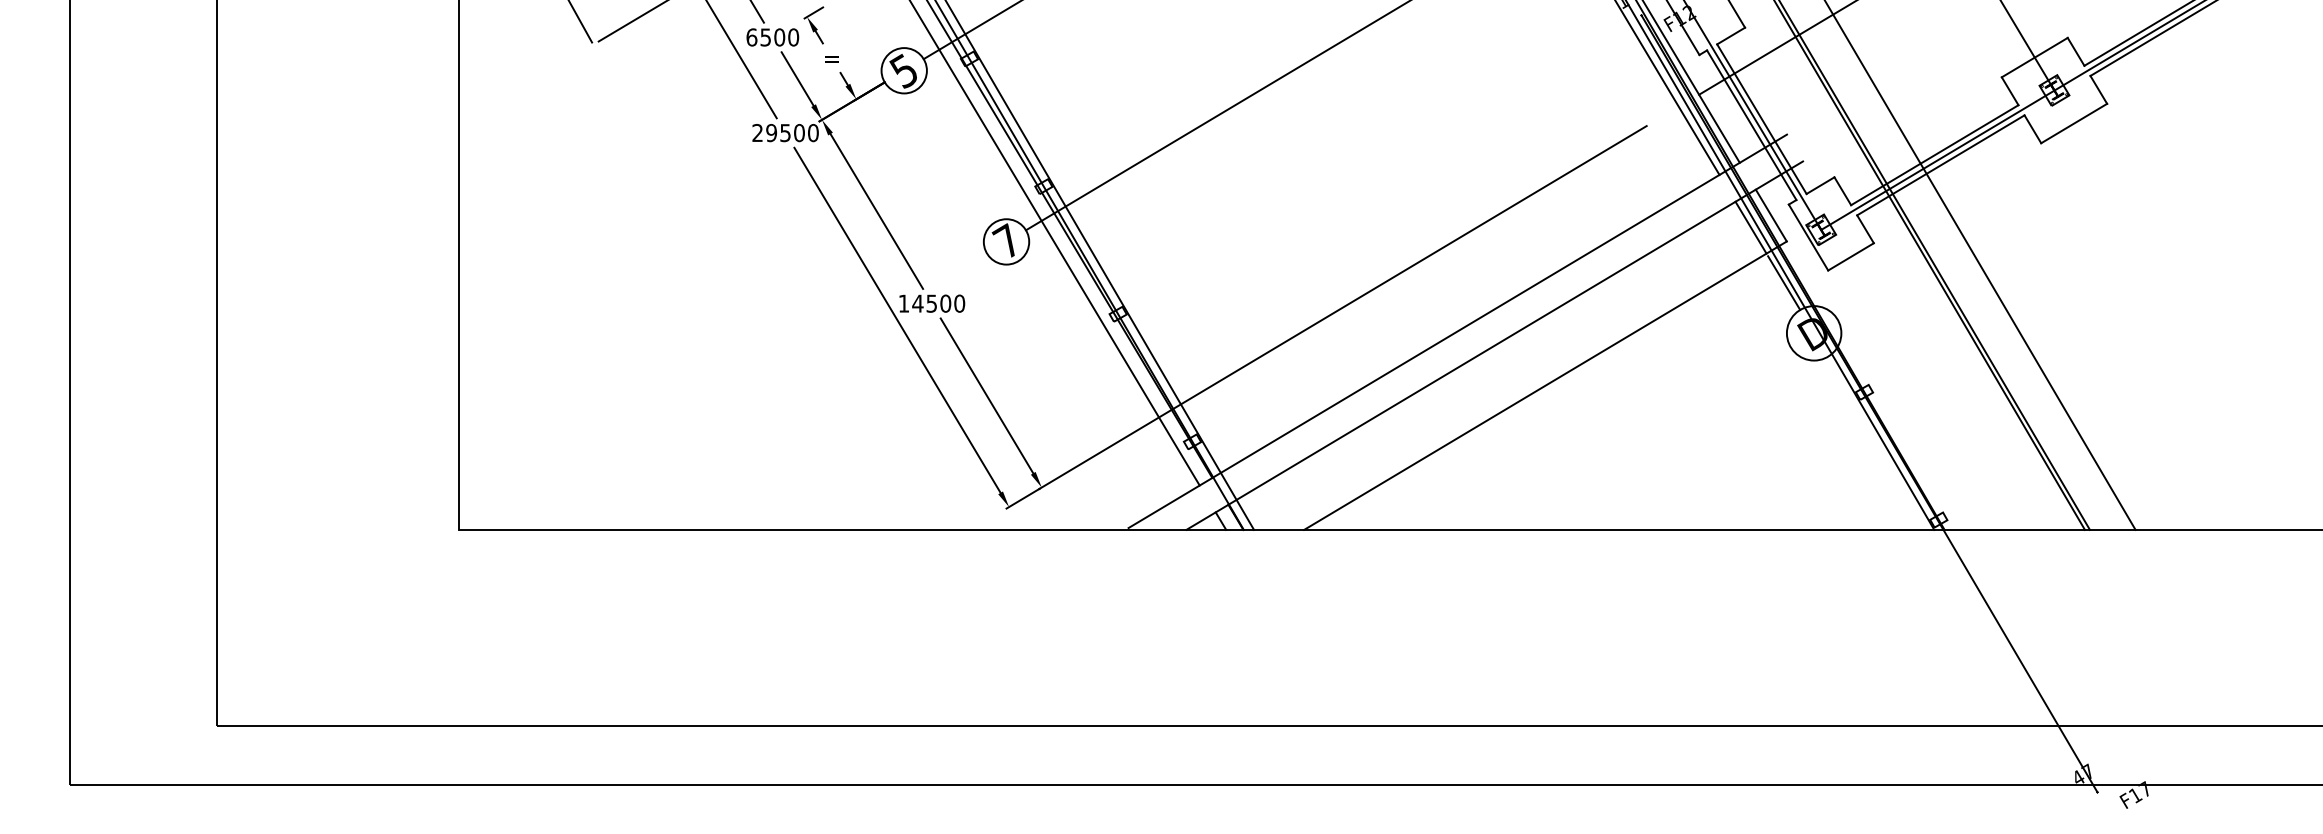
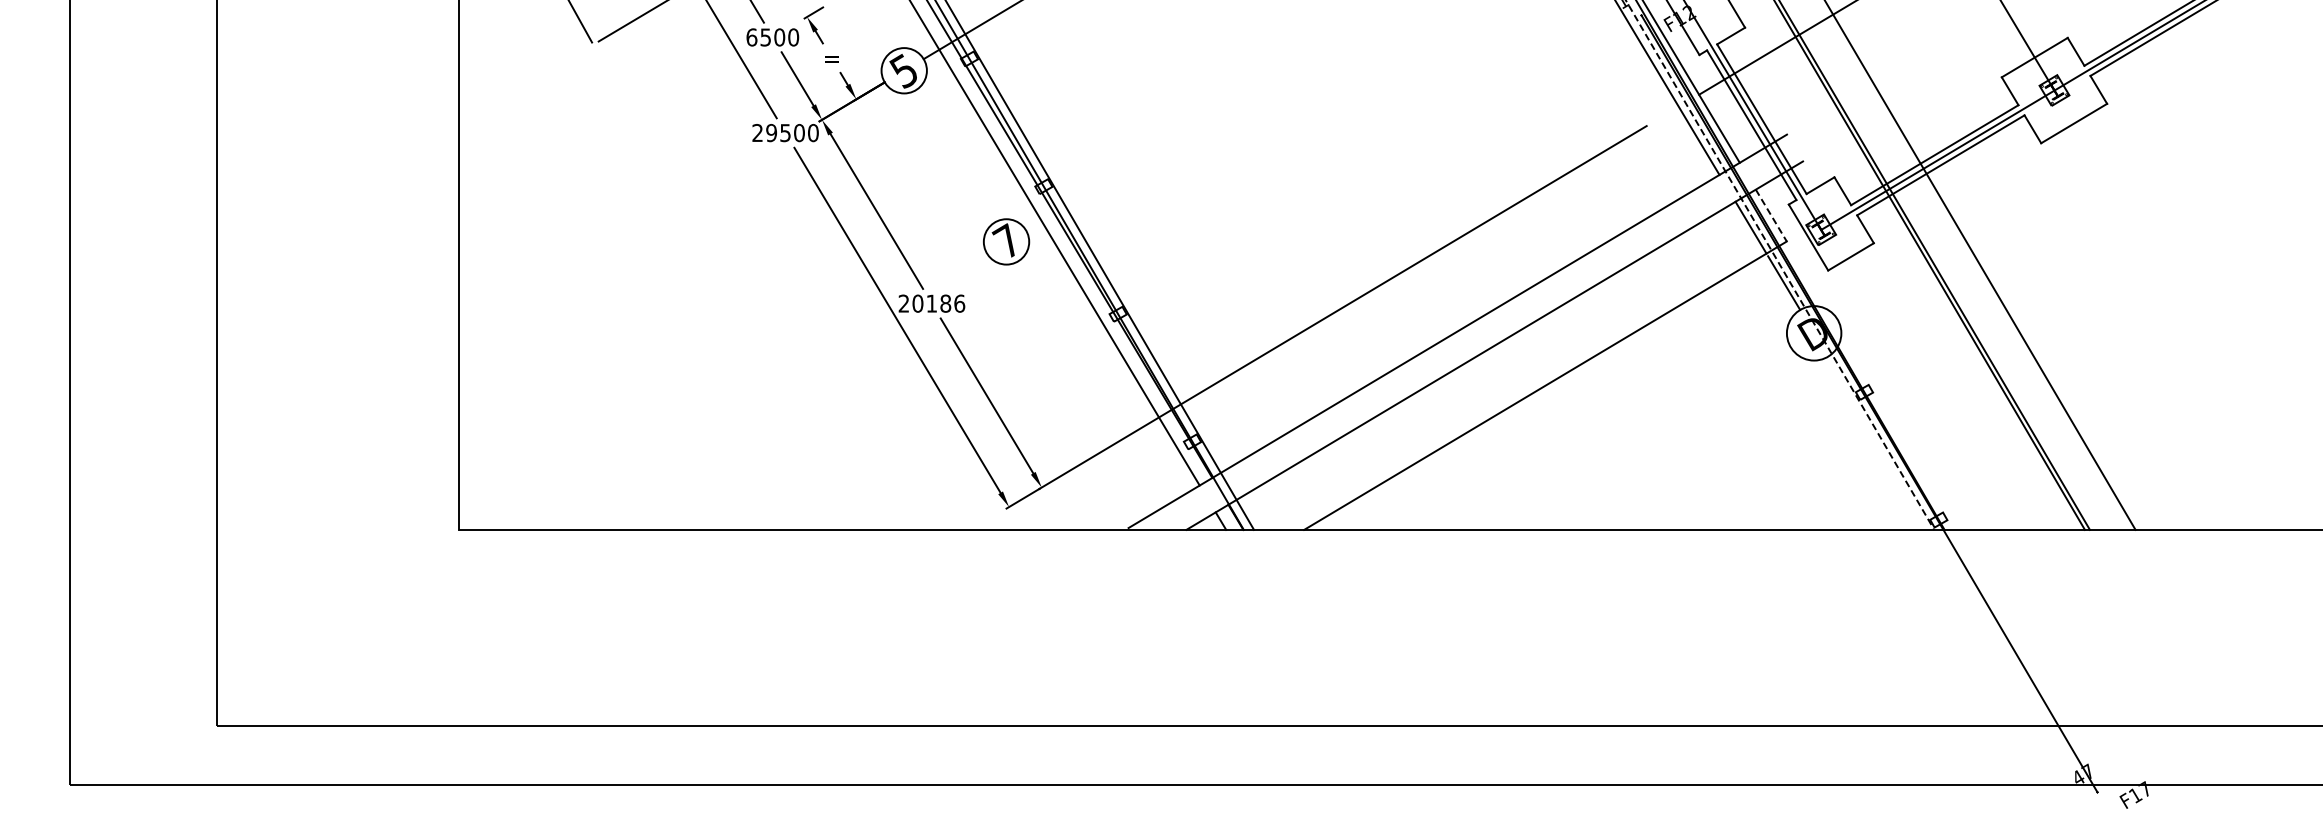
line: present -> none (1216, 116)
line: solid -> dashed (1771, 216)
line: solid -> dashed (1780, 265)
text: 14500 -> 20186 (931, 303)
